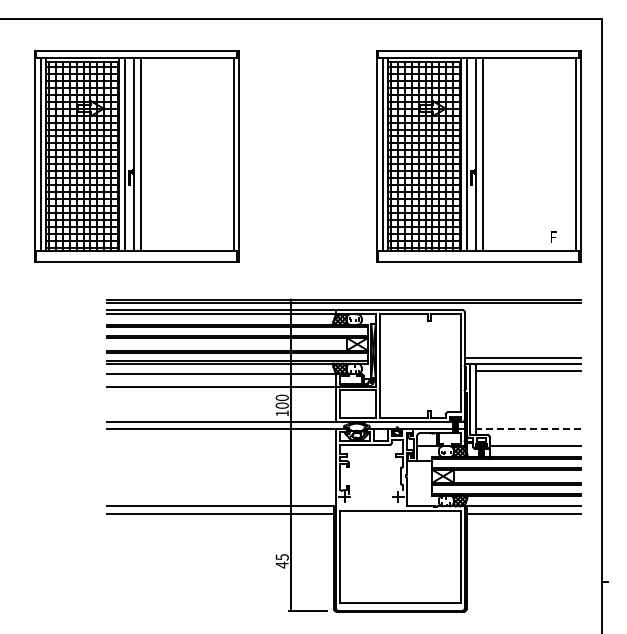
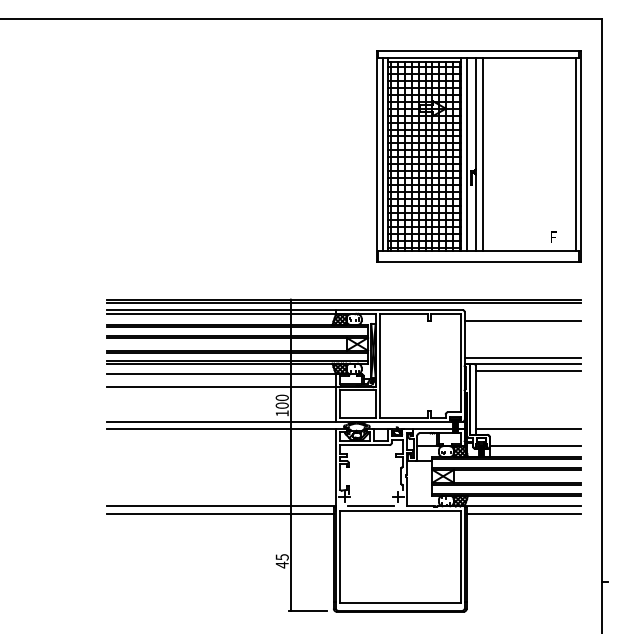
part: present -> none (136, 156)
line: none -> present (522, 321)
line: dashed -> solid (527, 429)
line: none -> present (371, 506)
